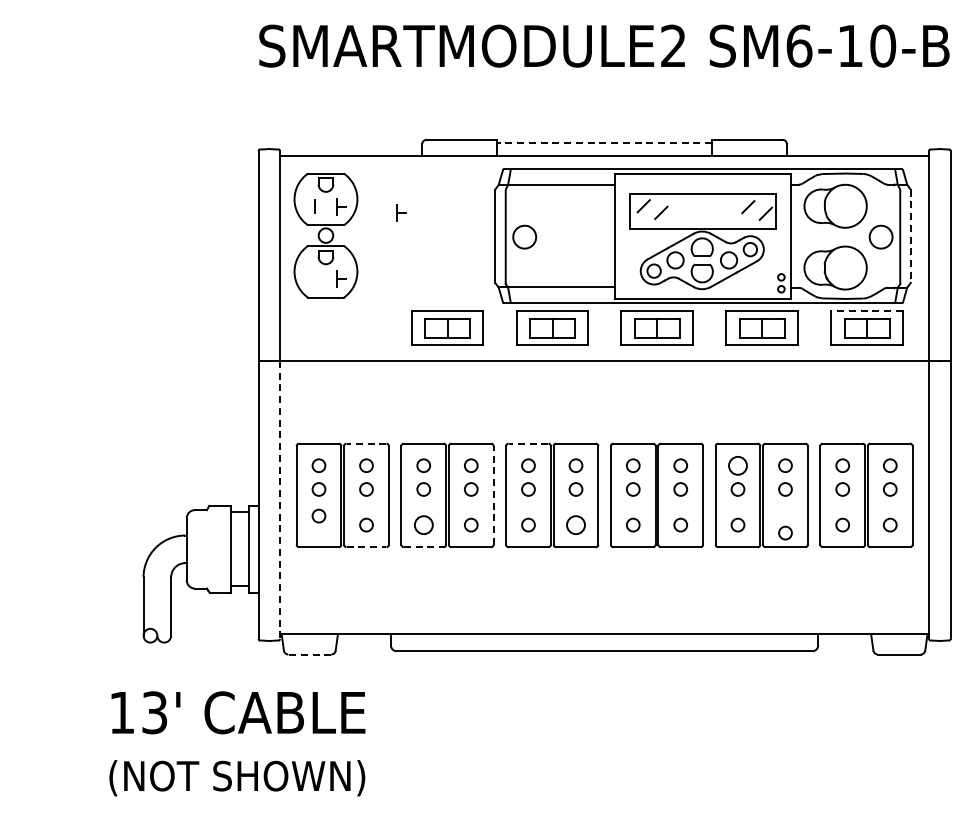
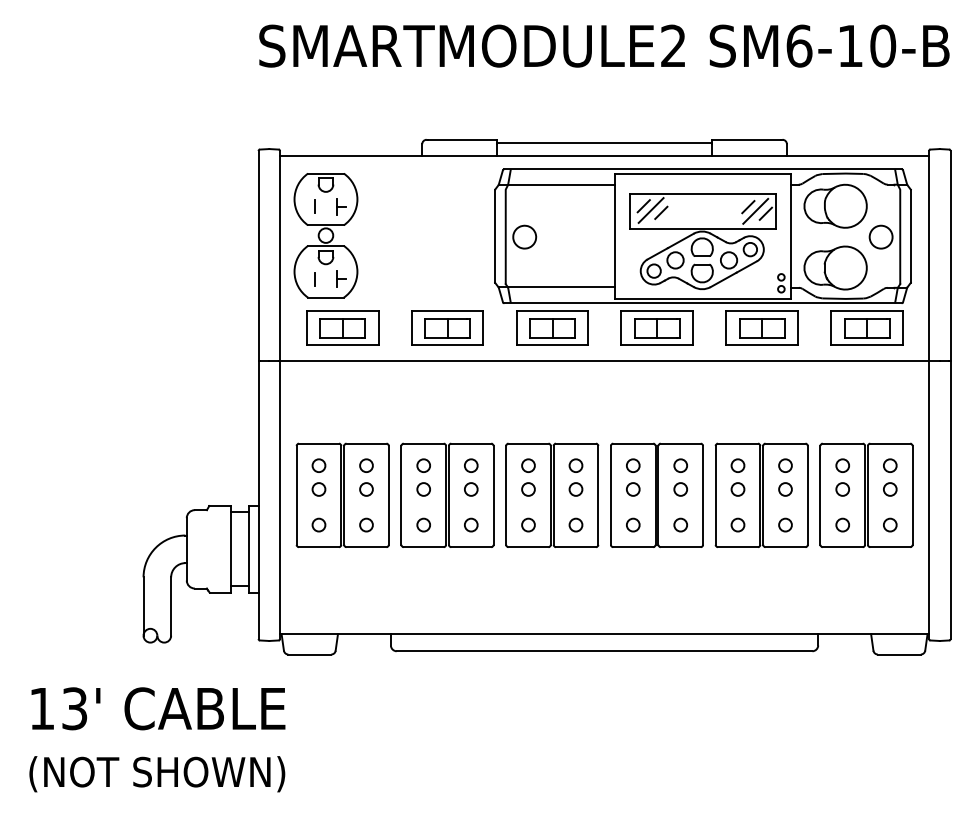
line: dashed -> solid (604, 143)
line: none -> present (650, 210)
line: none -> present (755, 210)
part: present -> none (401, 212)
line: dashed -> solid (910, 236)
line: none -> present (314, 279)
line: dashed -> solid (867, 311)
part: none -> present (342, 327)
line: dashed -> solid (366, 443)
line: dashed -> solid (528, 443)
circle size: 20x20 px -> 16x15 px (737, 465)
line: dashed -> solid (493, 494)
line: dashed -> solid (280, 500)
circle position: (318, 515) -> (318, 524) (318, 524)
circle size: 20x20 px -> 15x16 px (423, 524)
circle size: 20x20 px -> 16x16 px (575, 524)
circle position: (785, 532) -> (785, 524) (785, 524)
line: dashed -> solid (366, 547)
line: dashed -> solid (423, 547)
line: dashed -> solid (309, 654)
text position: (237, 743) -> (157, 739) (157, 739)
